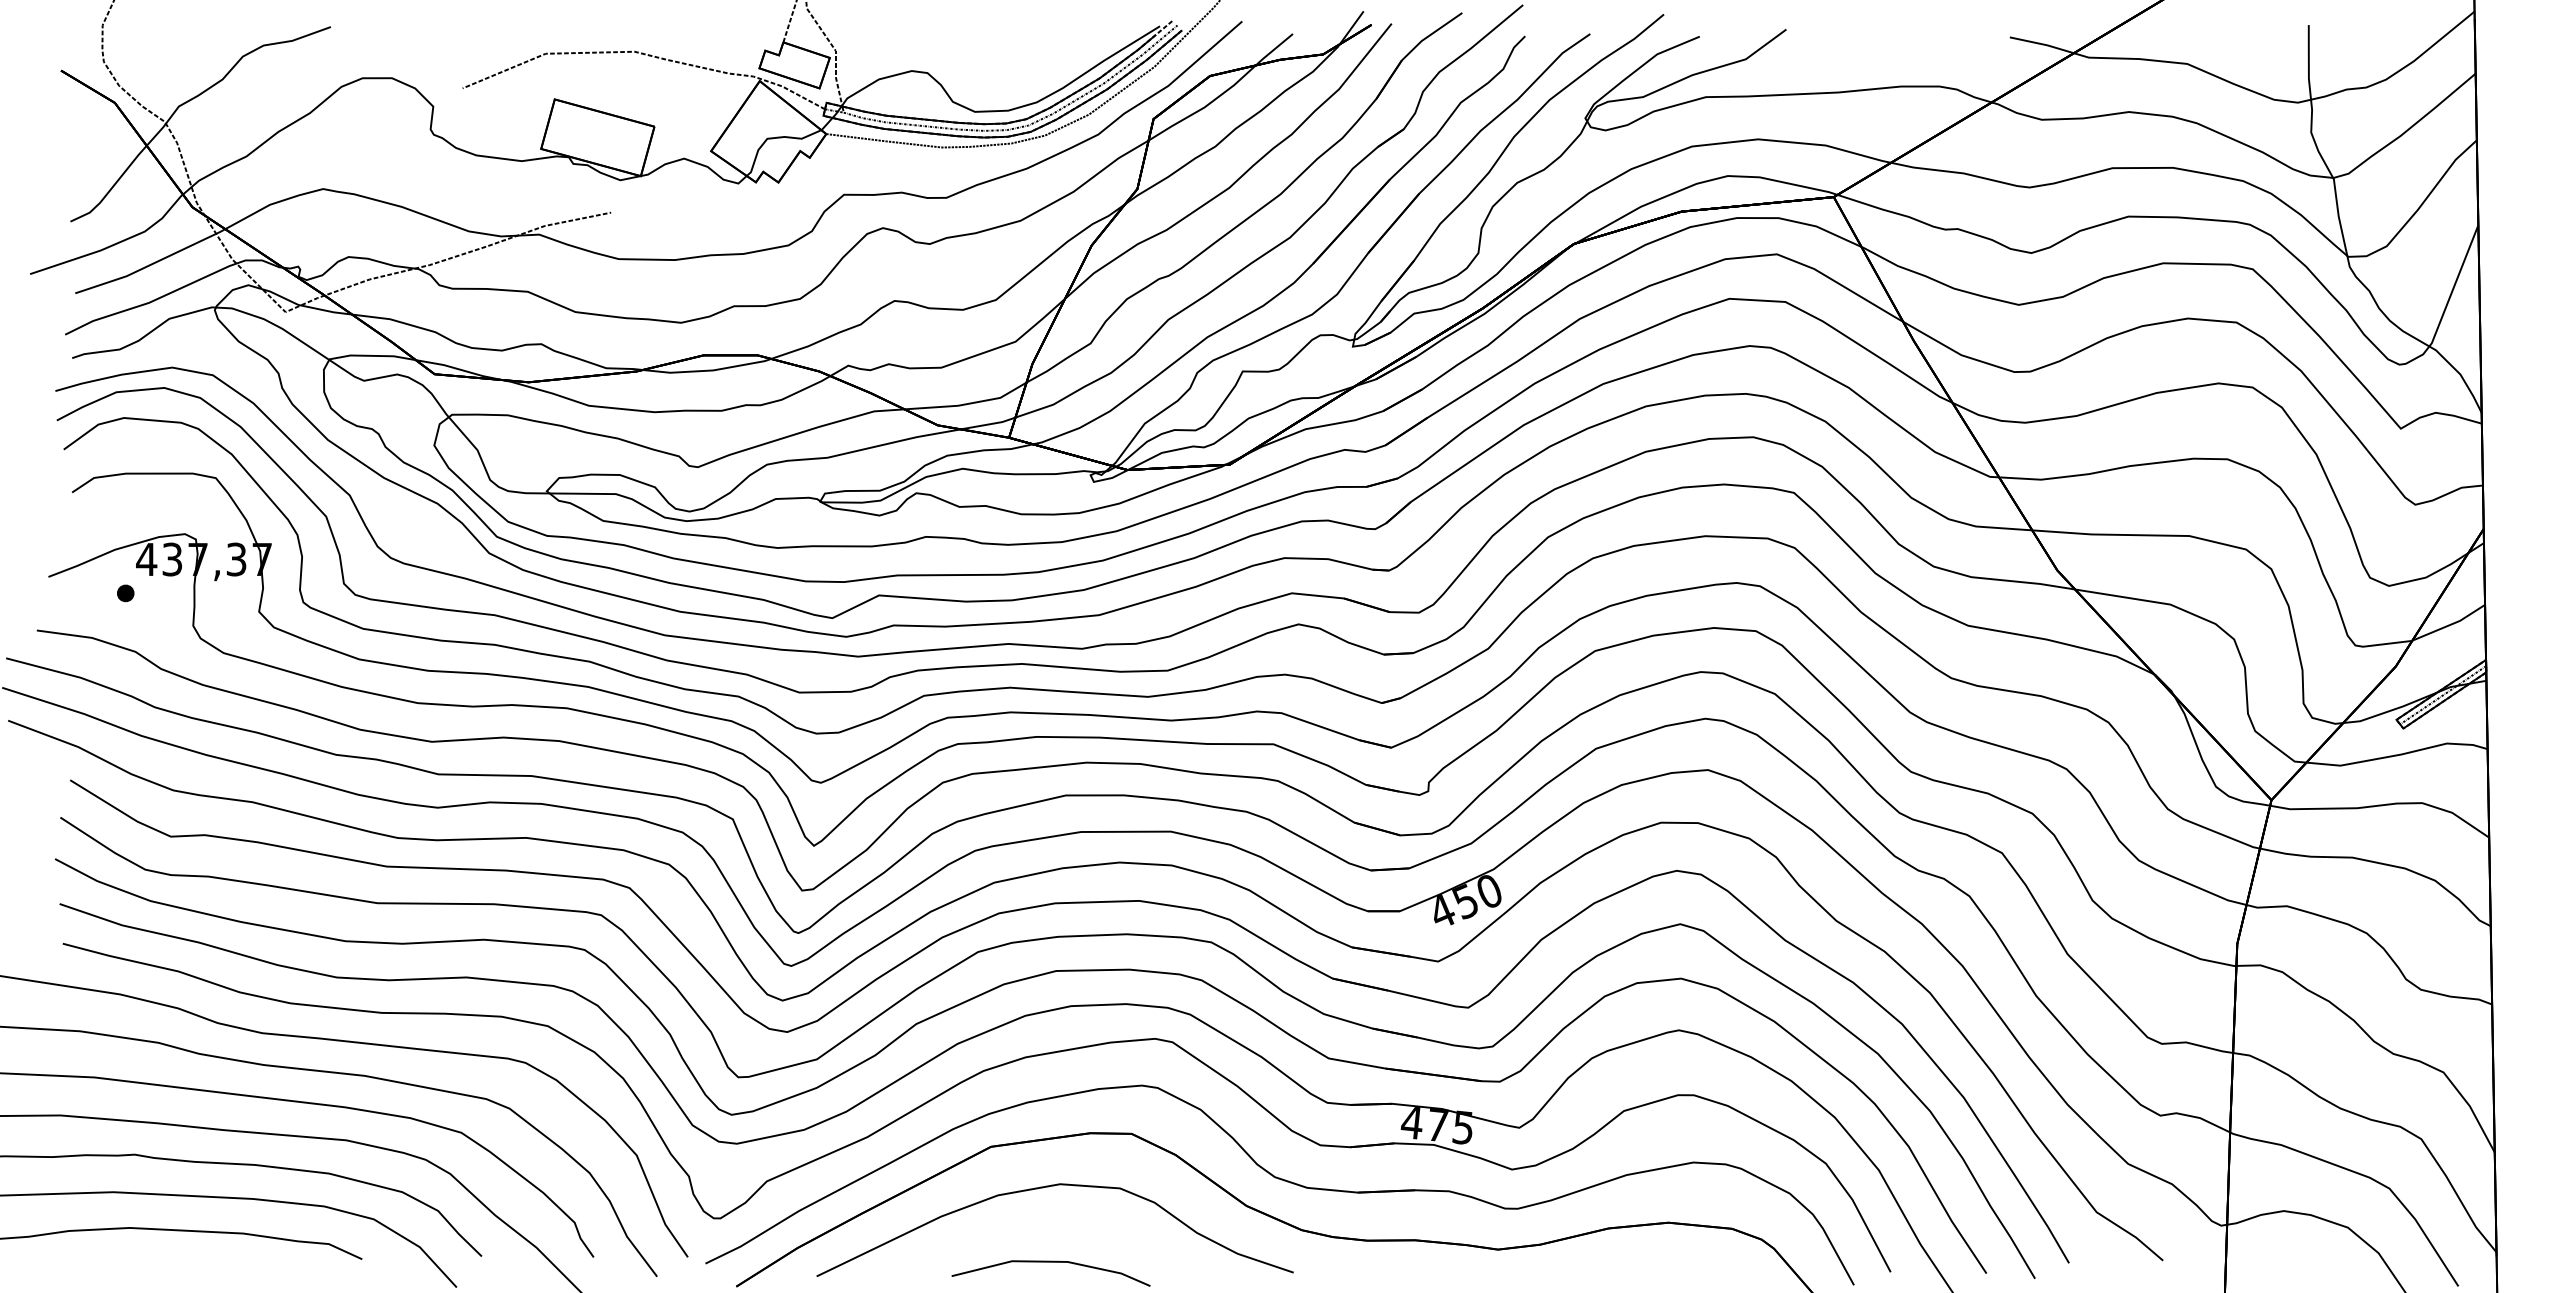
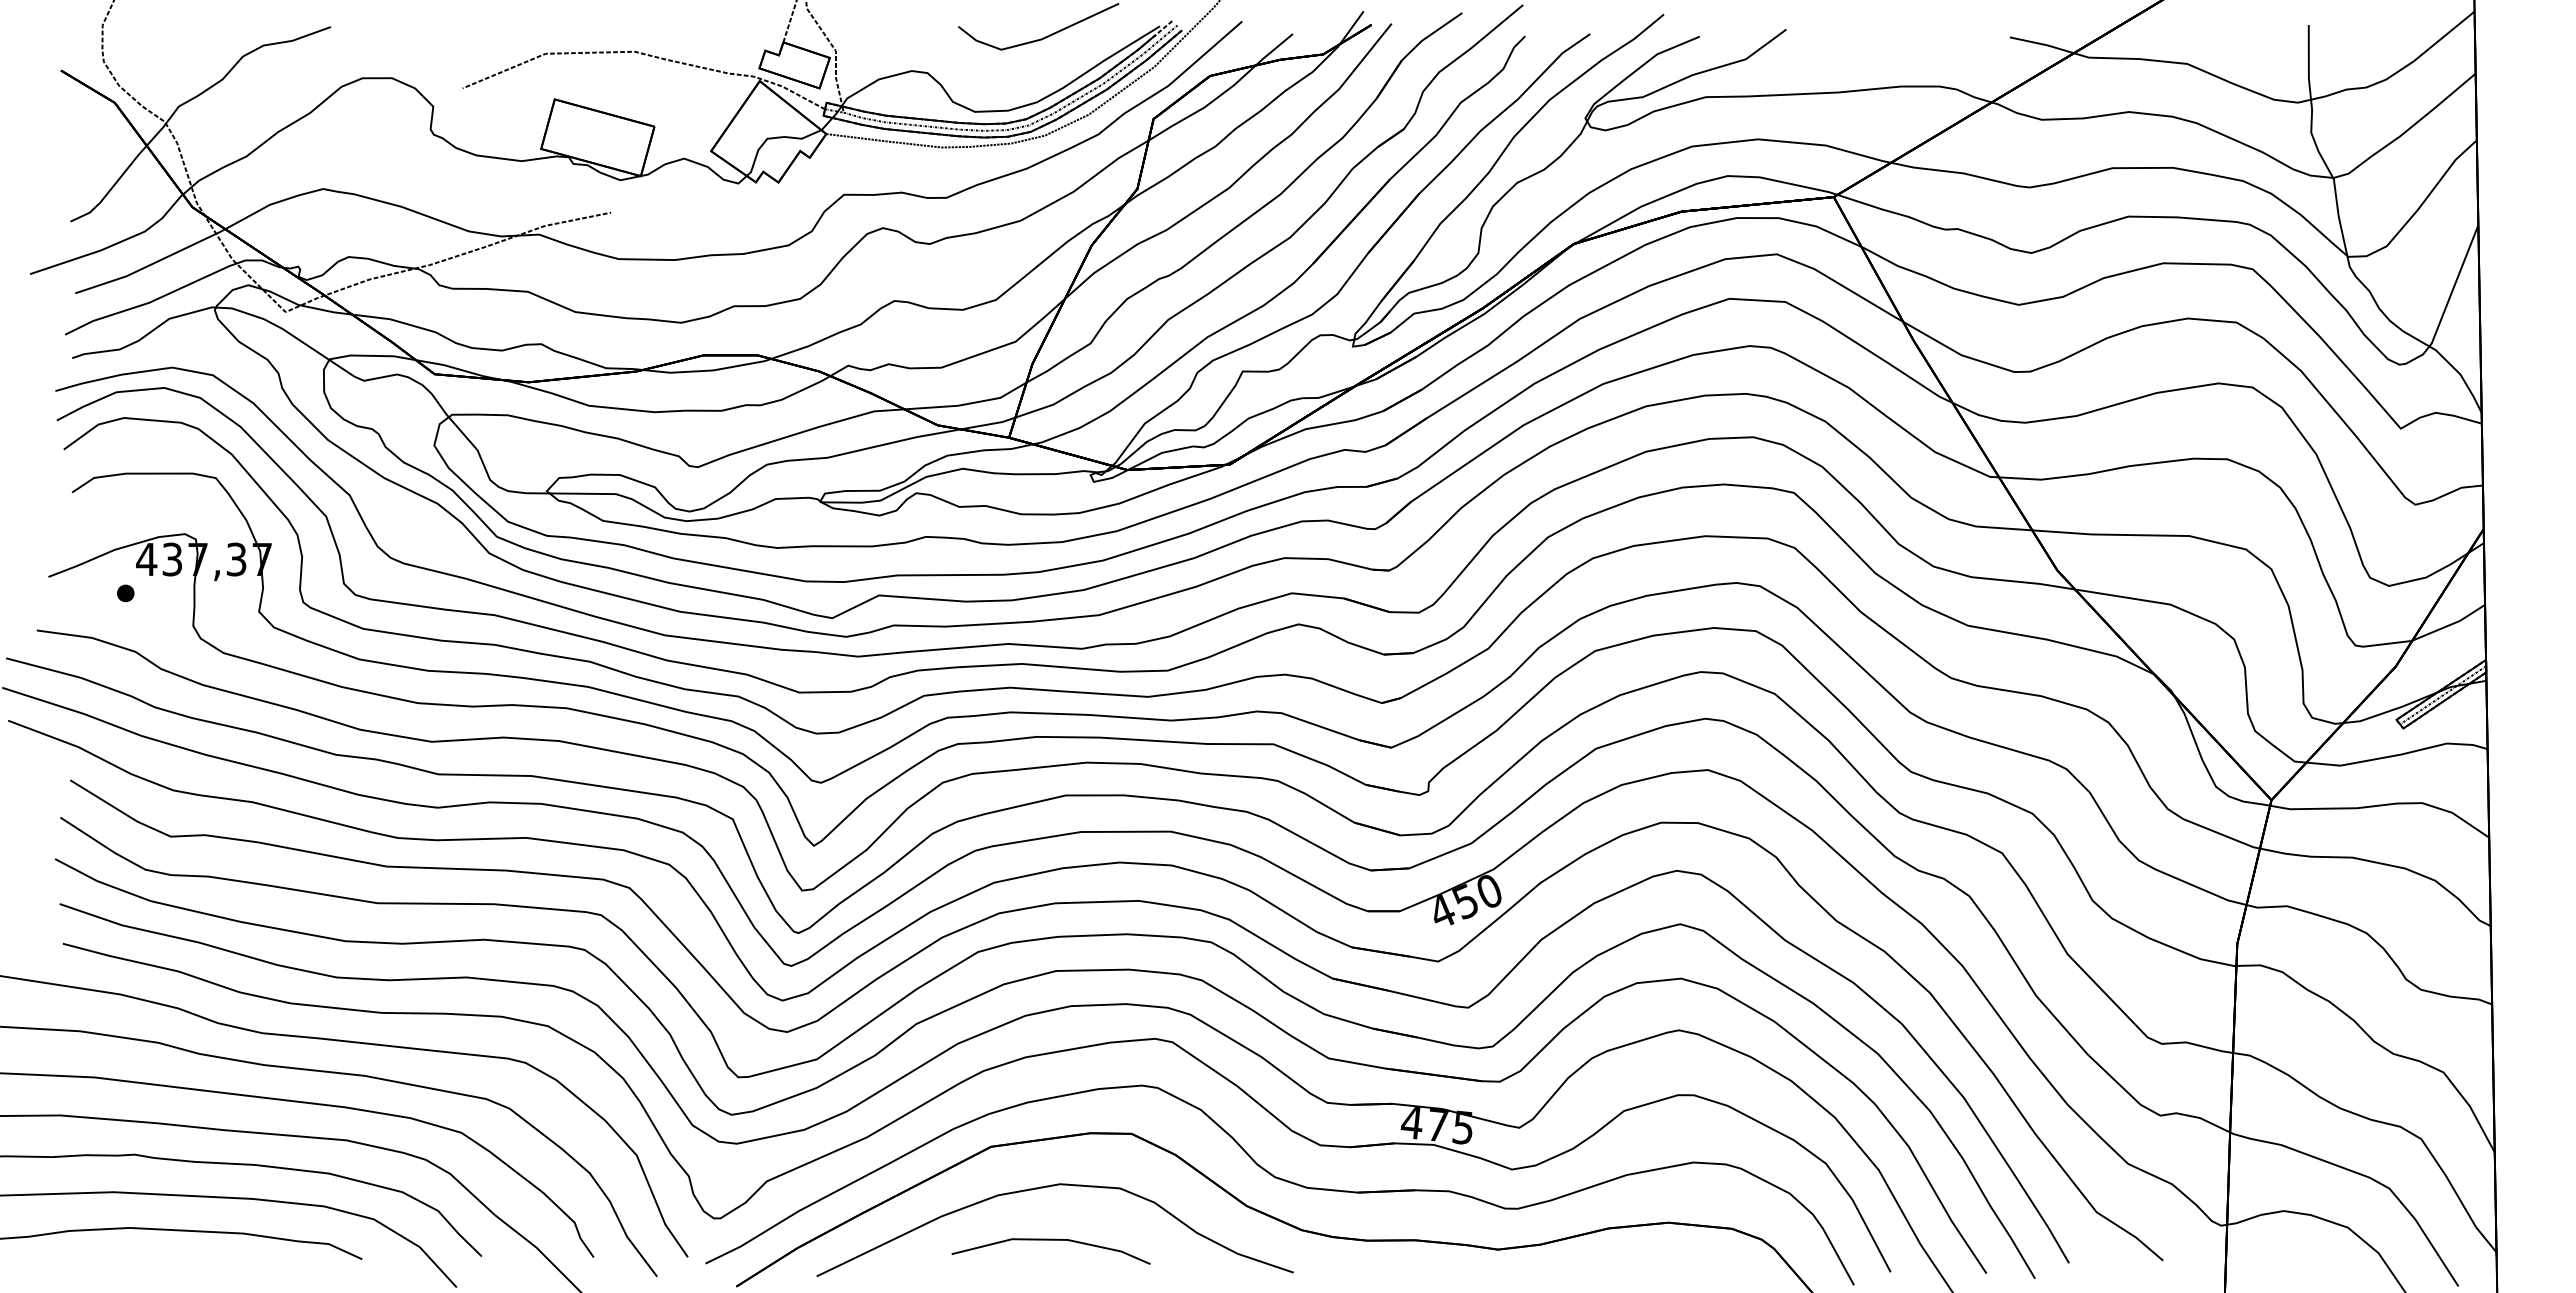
line: none -> present (1043, 37)
line position: (1050, 1262) -> (1050, 1240) (1050, 1240)
